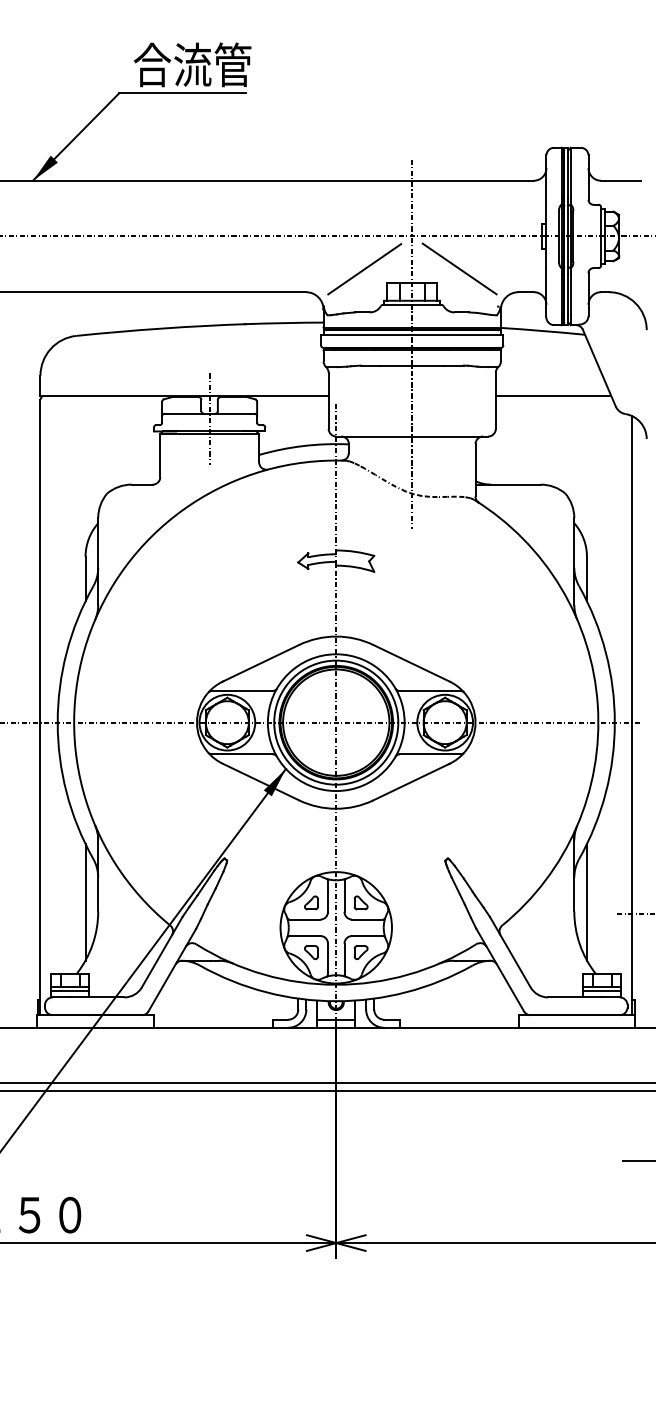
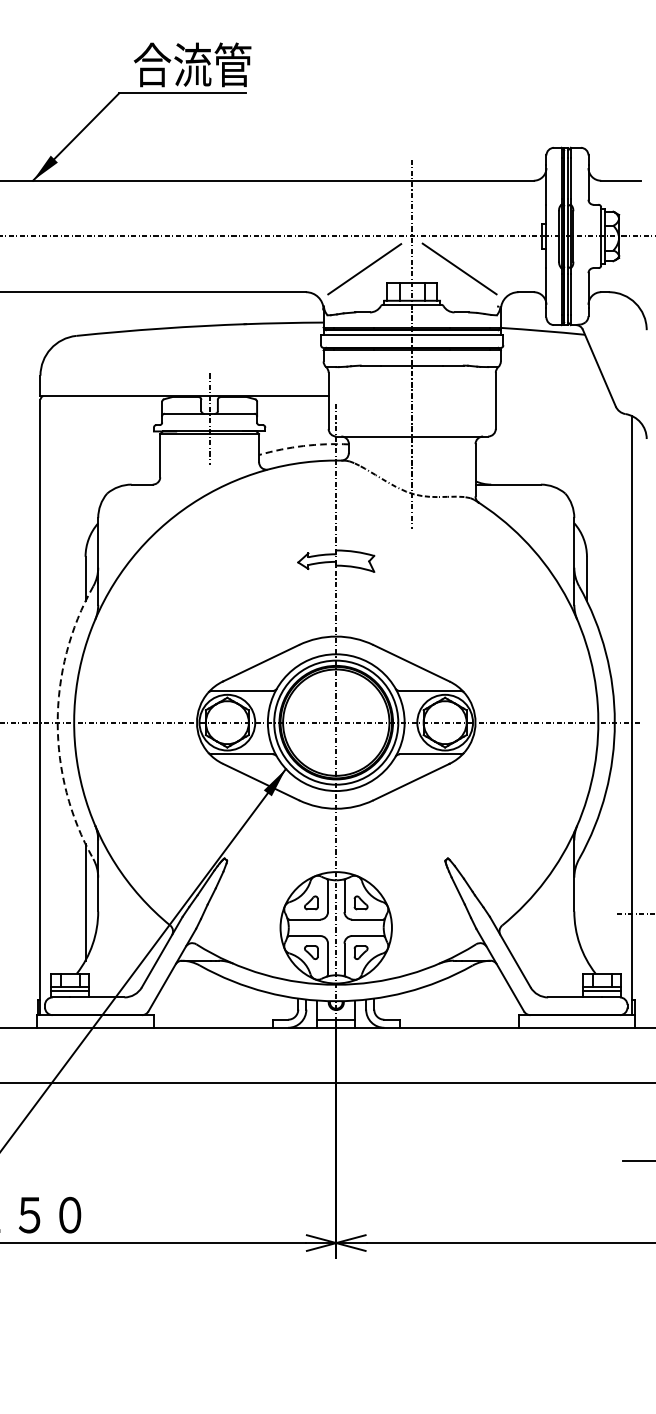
line: present -> none (553, 396)
arc: solid -> dashed (303, 446)
arc: solid -> dashed (57, 722)
line: present -> none (586, 902)
line: present -> none (327, 1091)
